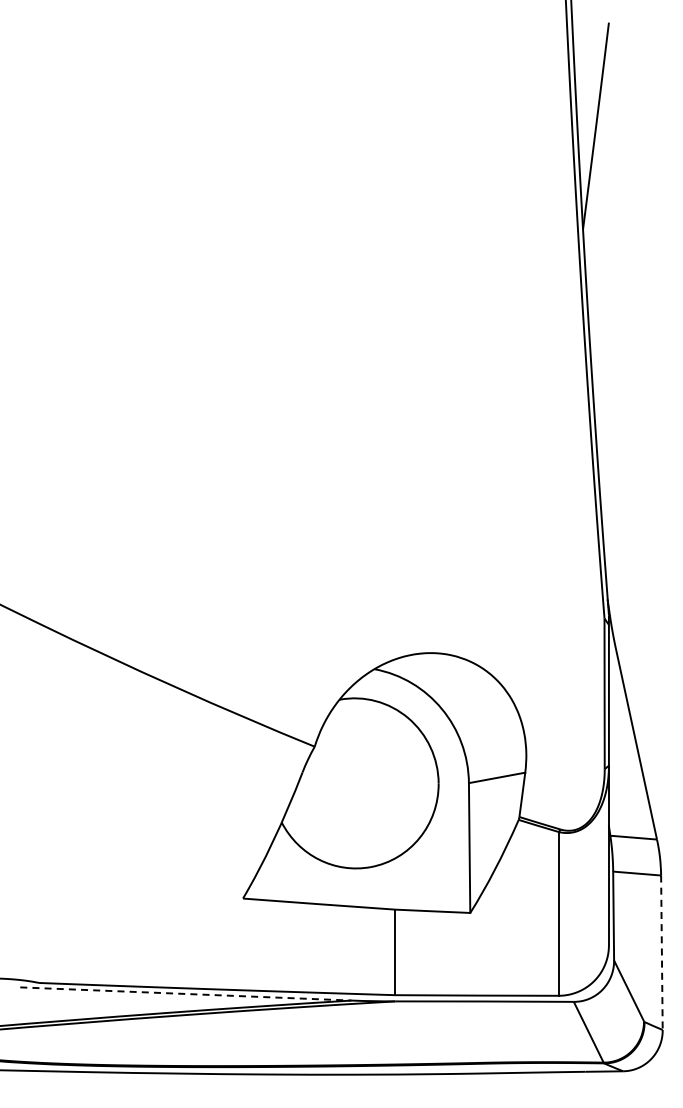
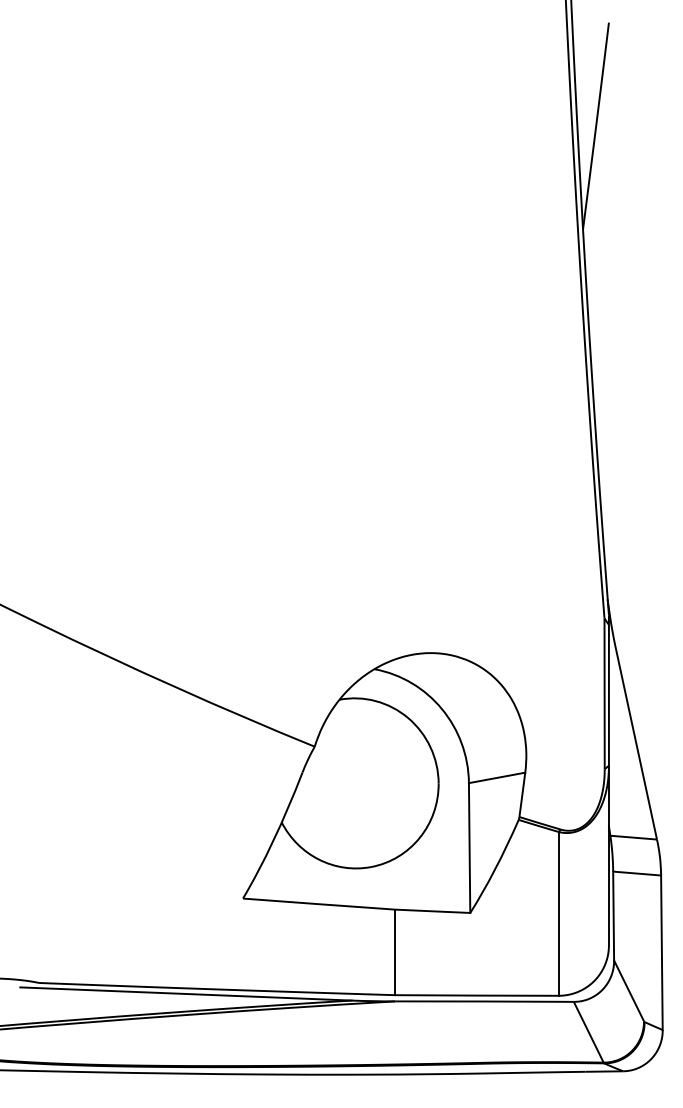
line: dashed -> solid (661, 953)
line: dashed -> solid (185, 993)
